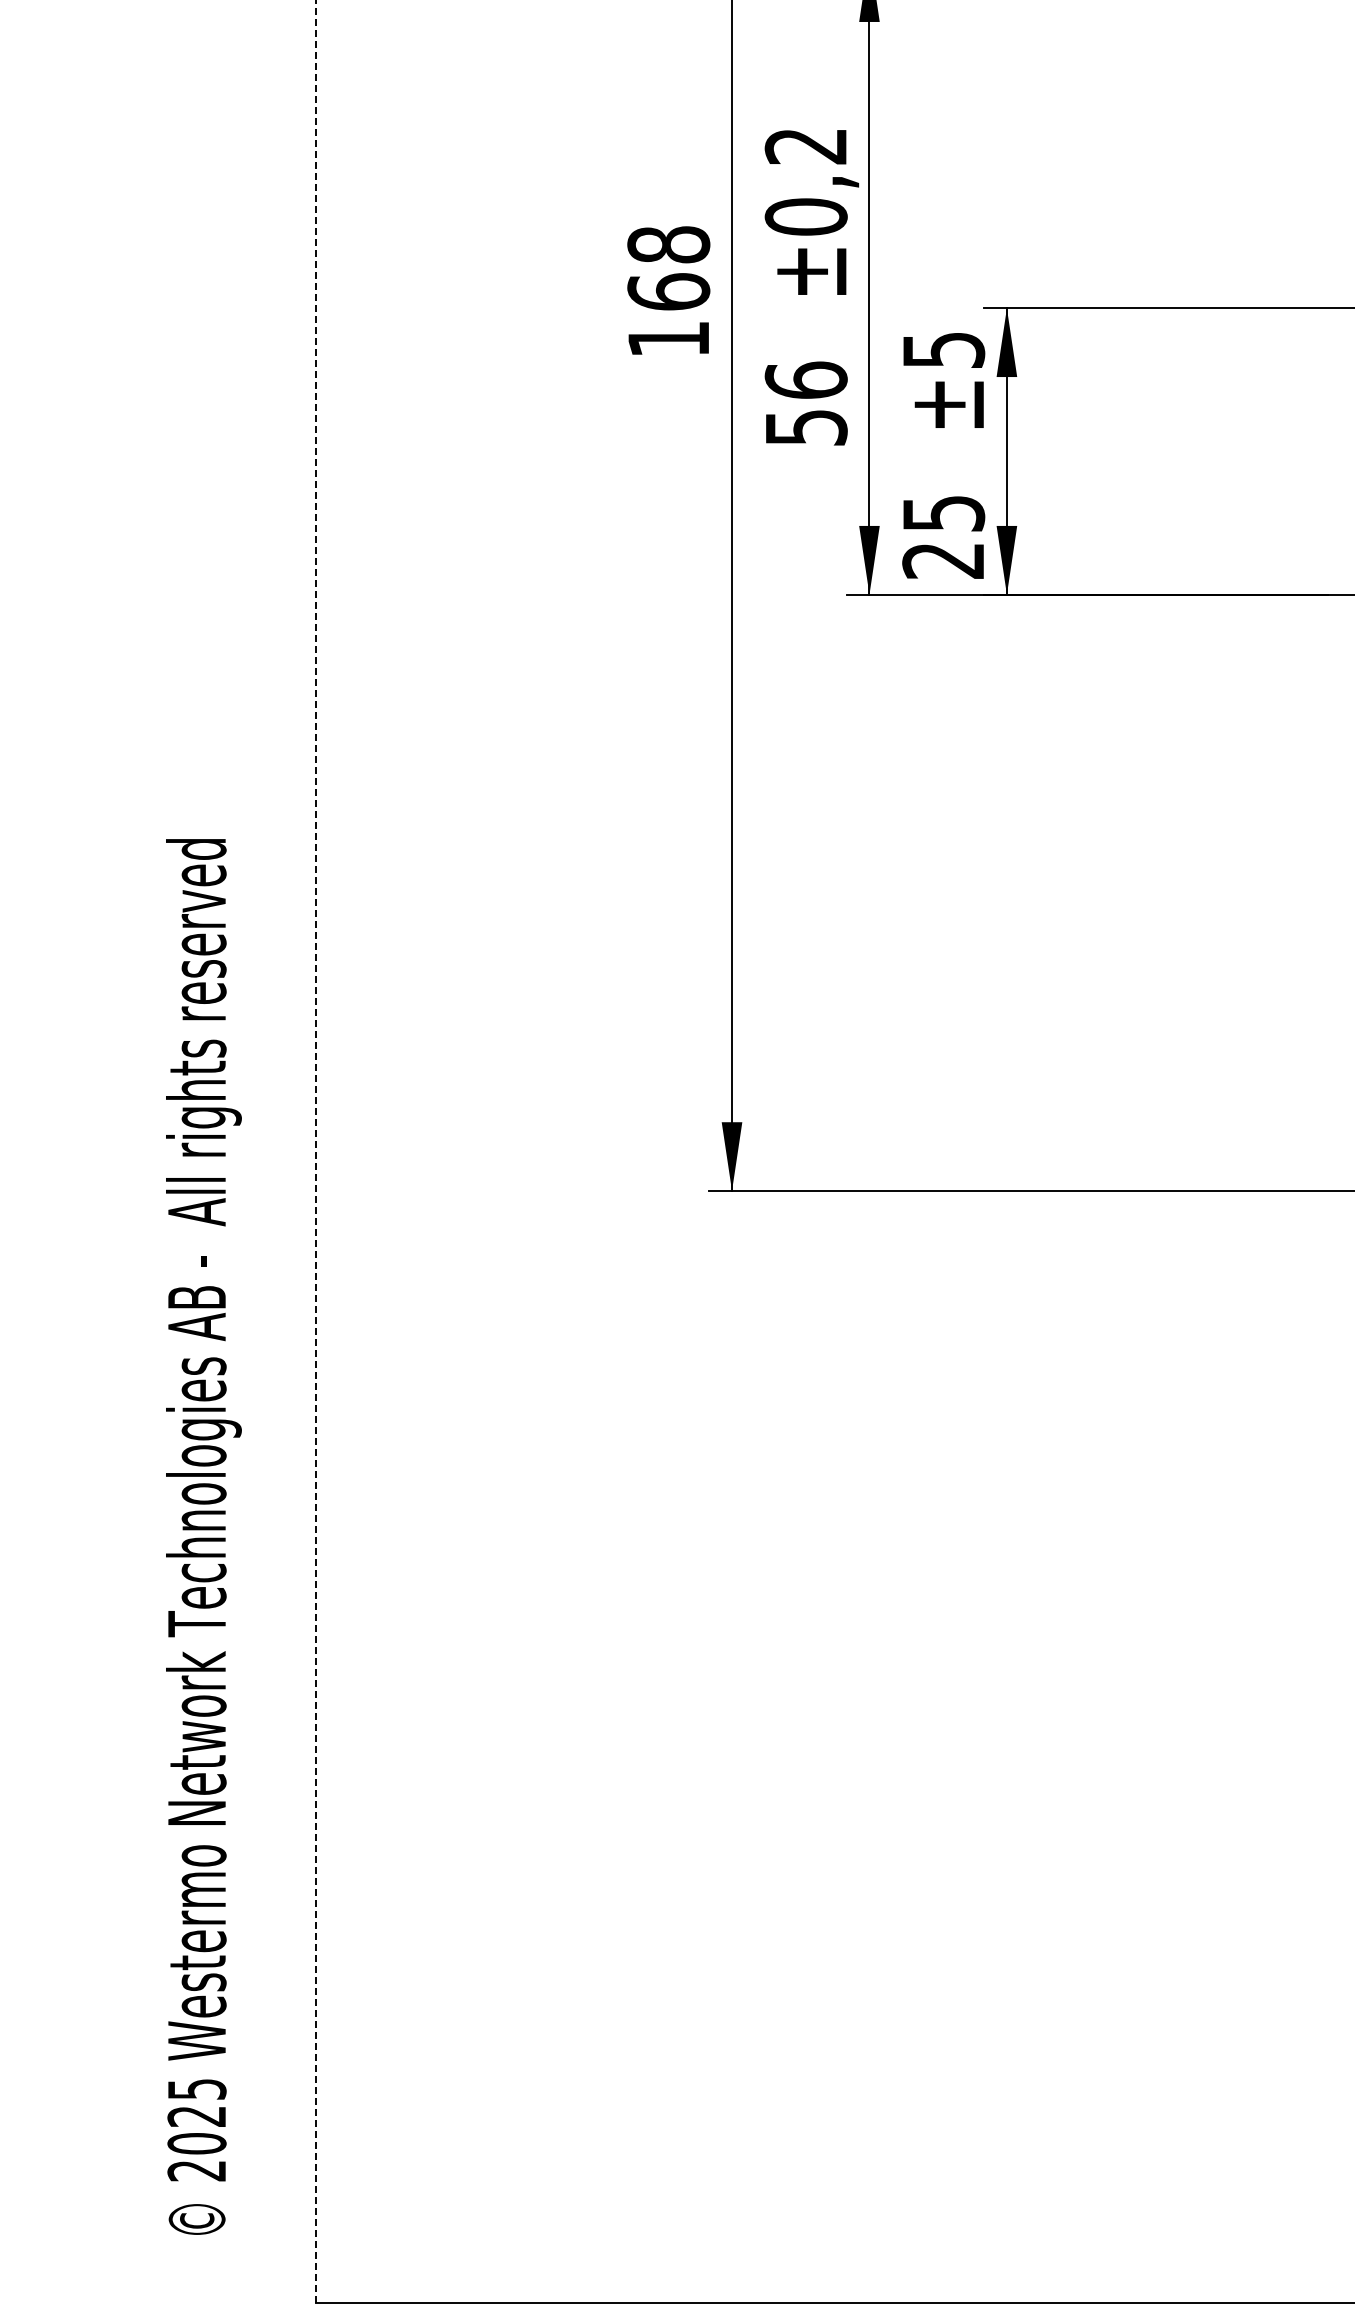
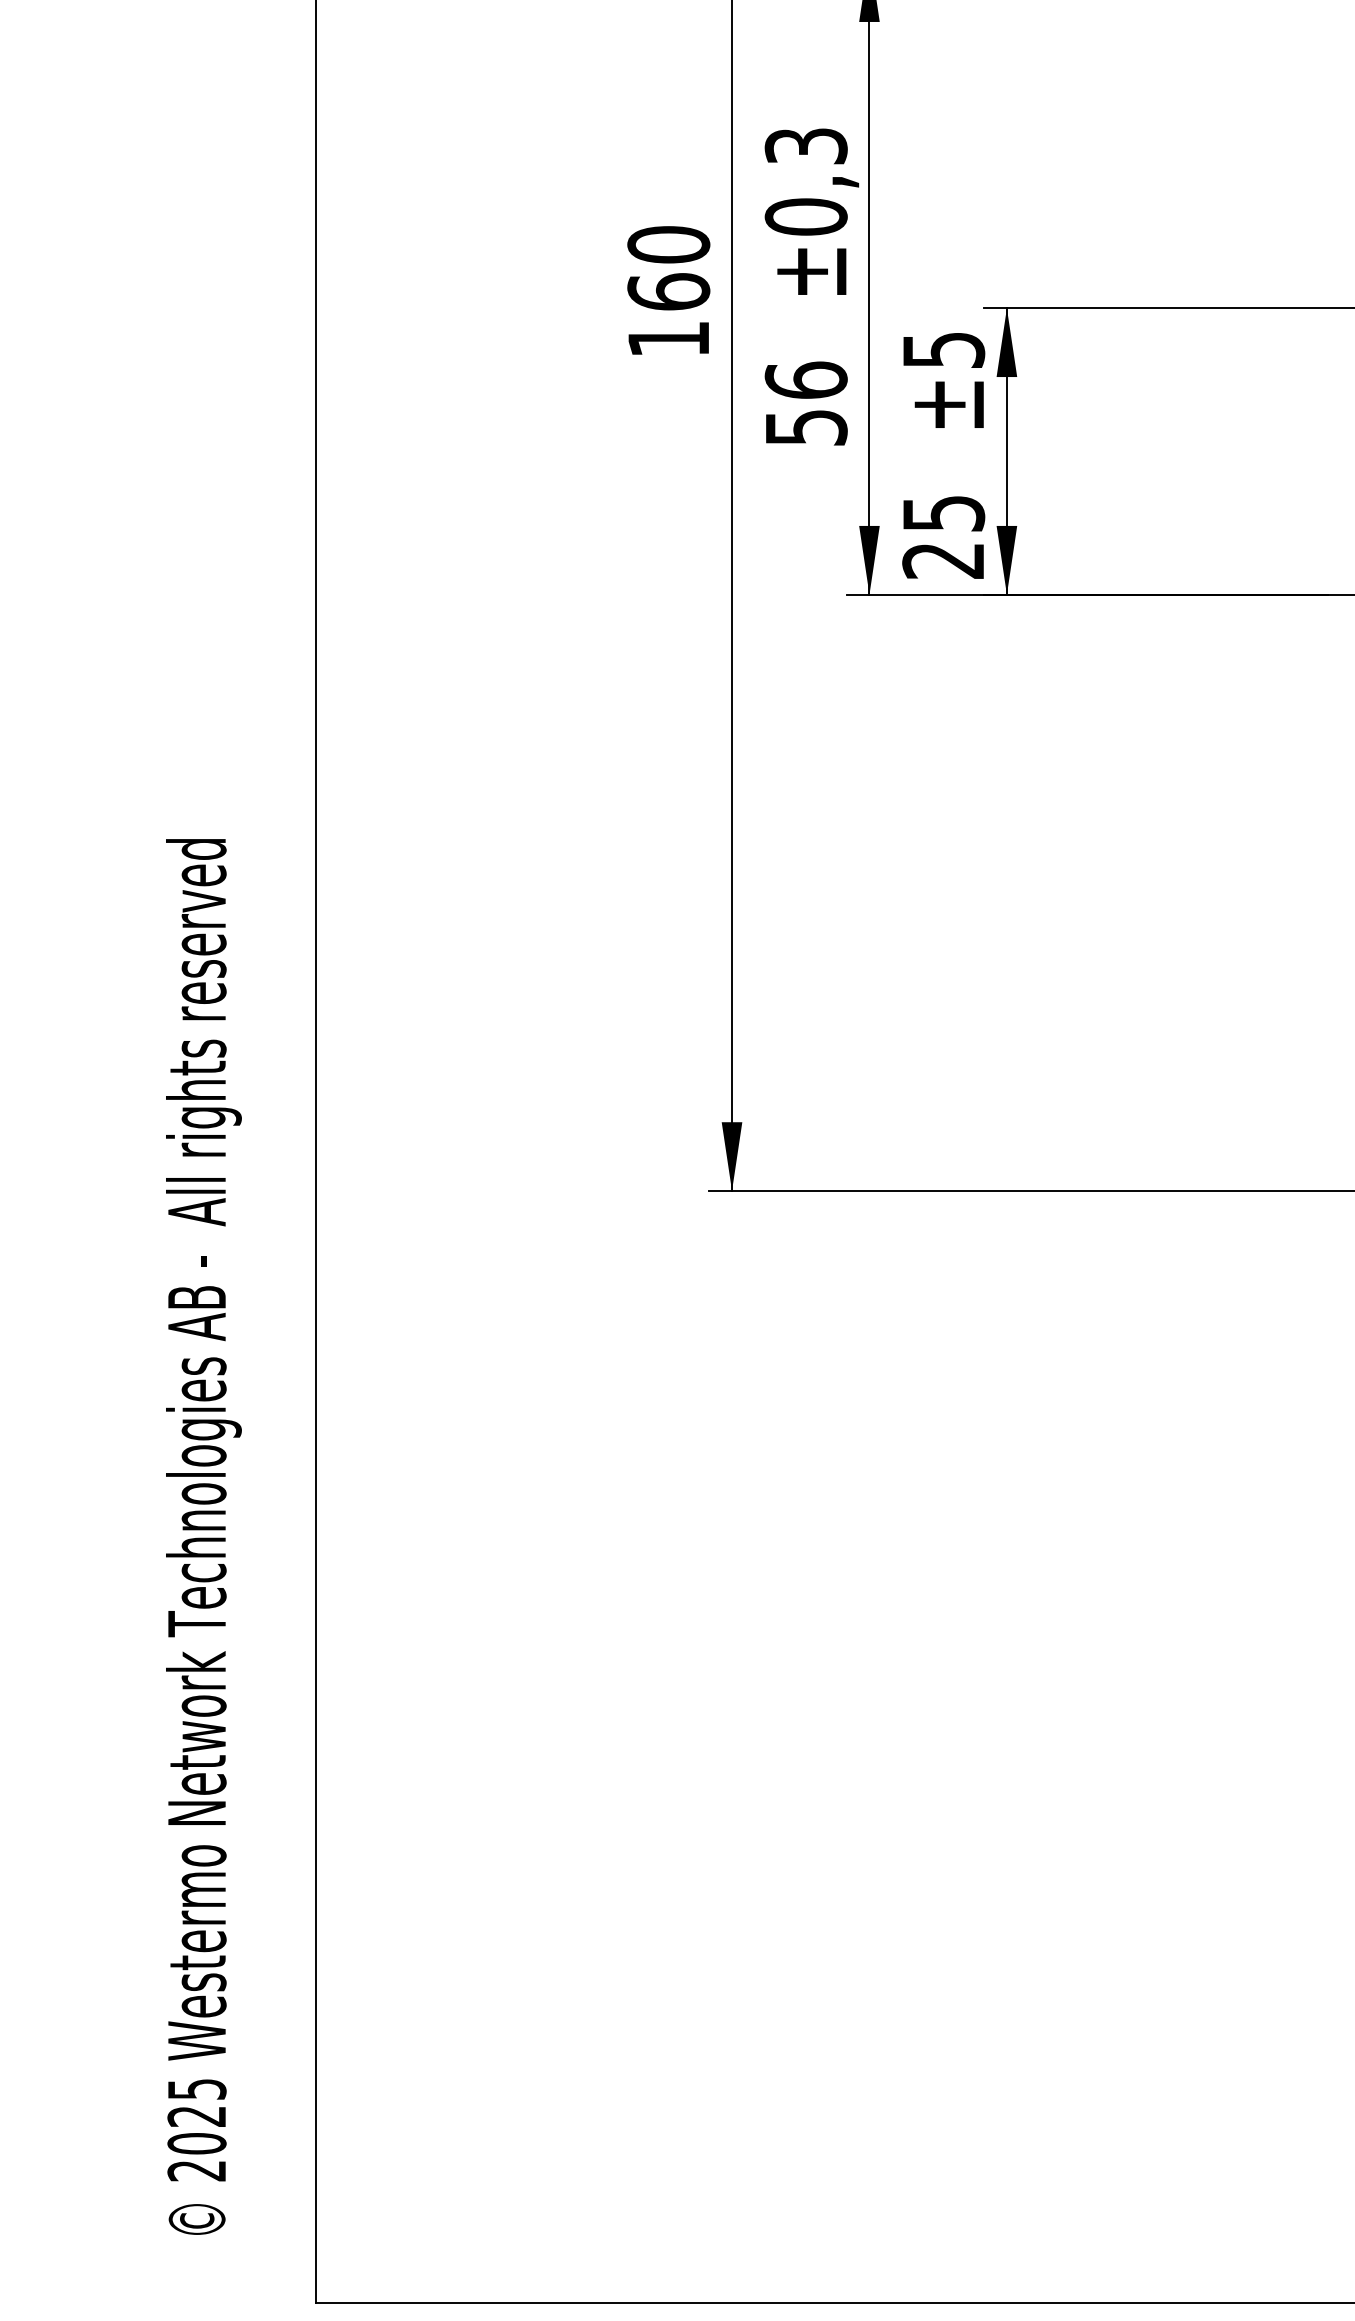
text: ±0,2 -> ±0,3 (805, 146)
text: 168 -> 160 (668, 244)
line: dashed -> solid (316, 1151)
